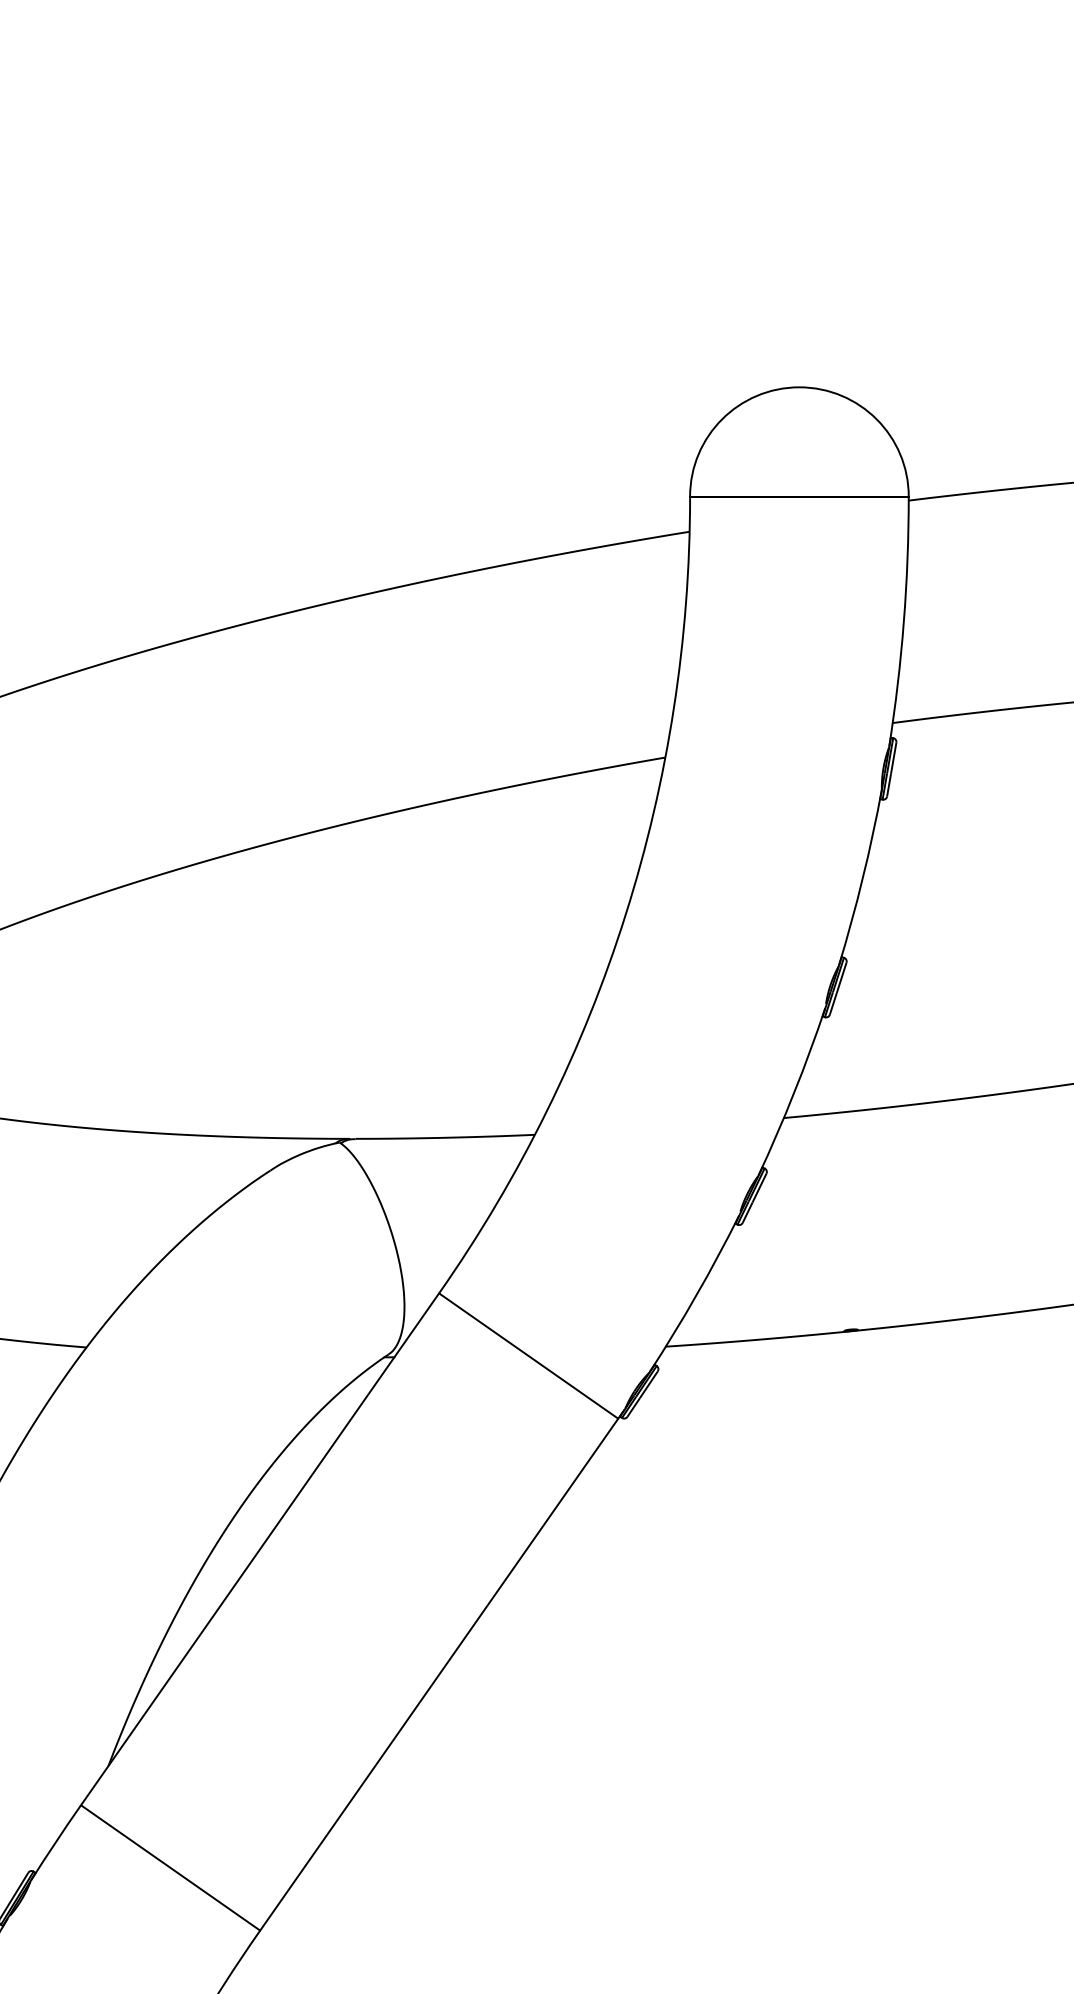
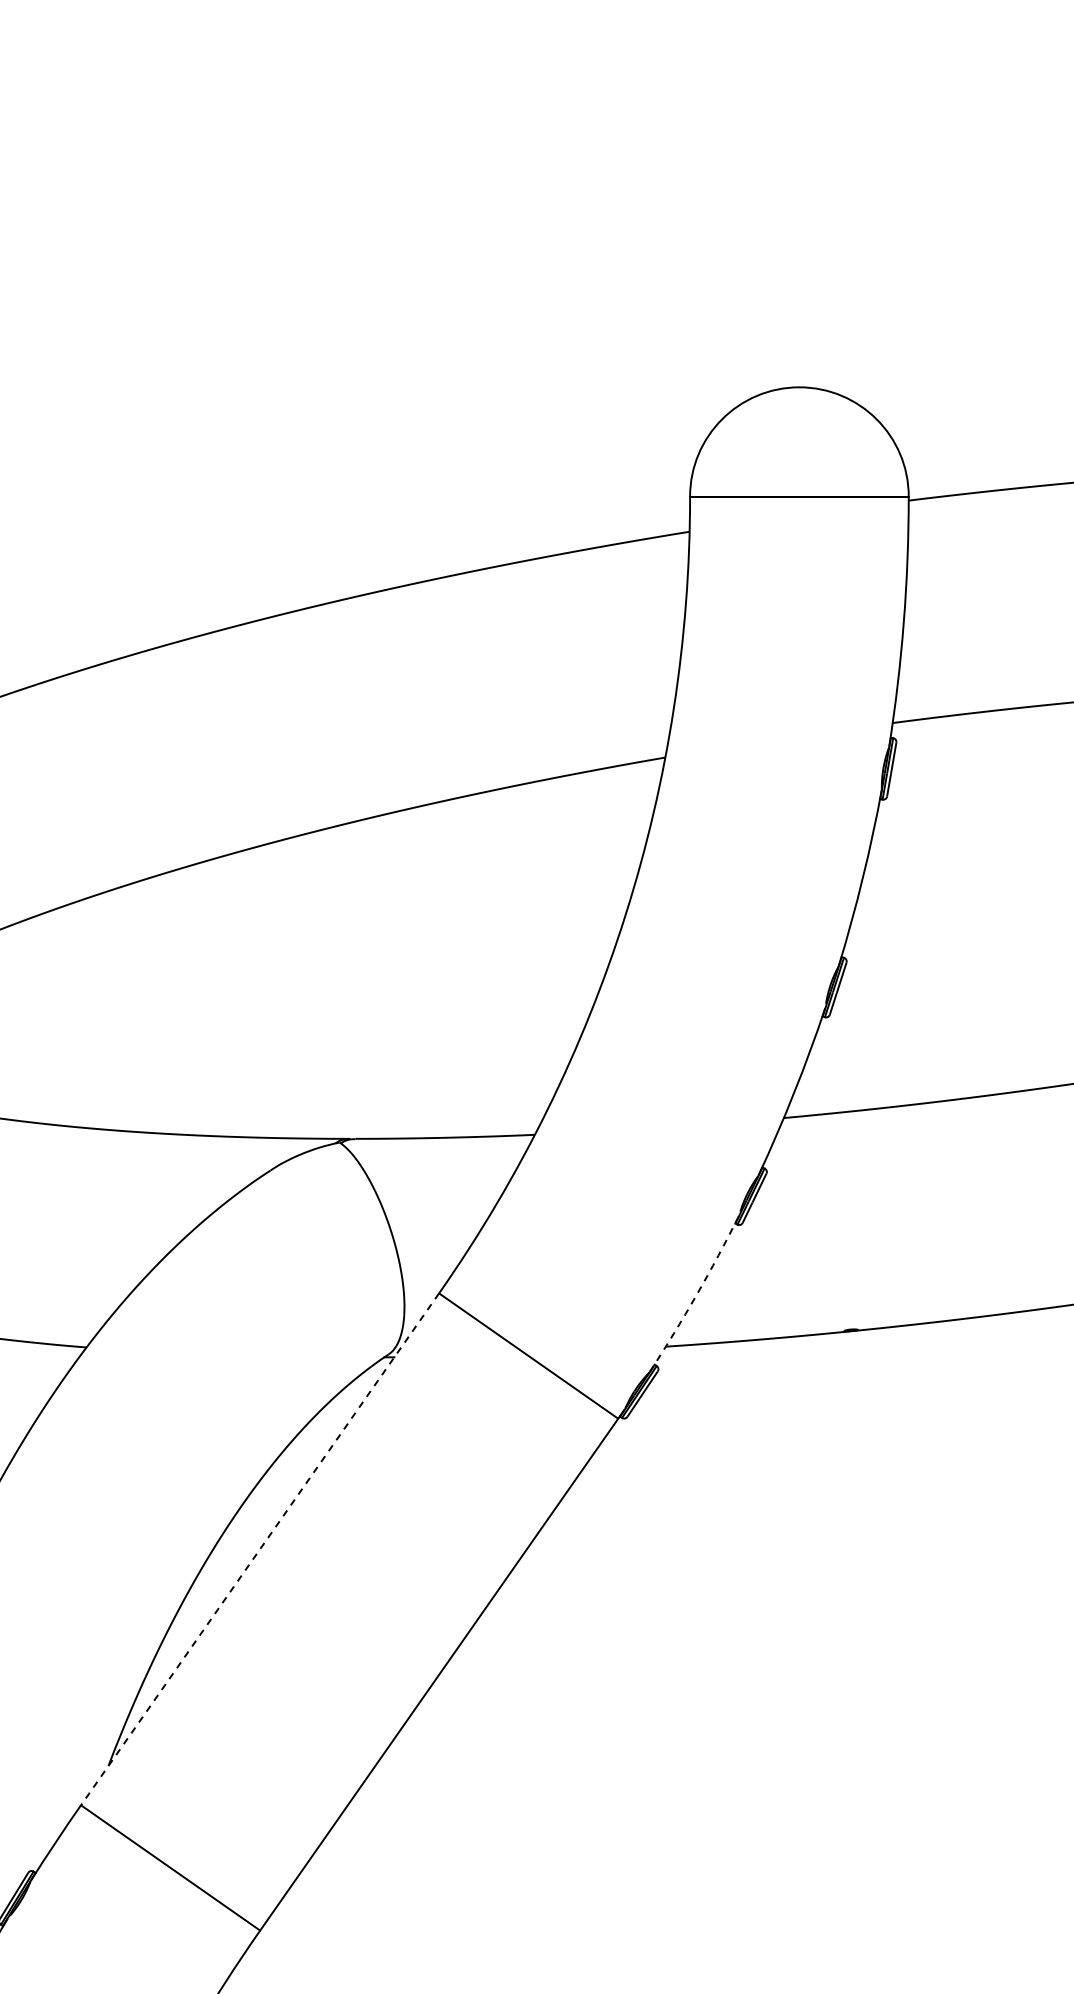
arc: solid -> dashed (696, 1295)
line: solid -> dashed (259, 1549)
